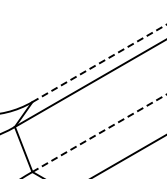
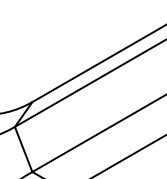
line: dashed -> solid (99, 63)
line: dashed -> solid (99, 133)
